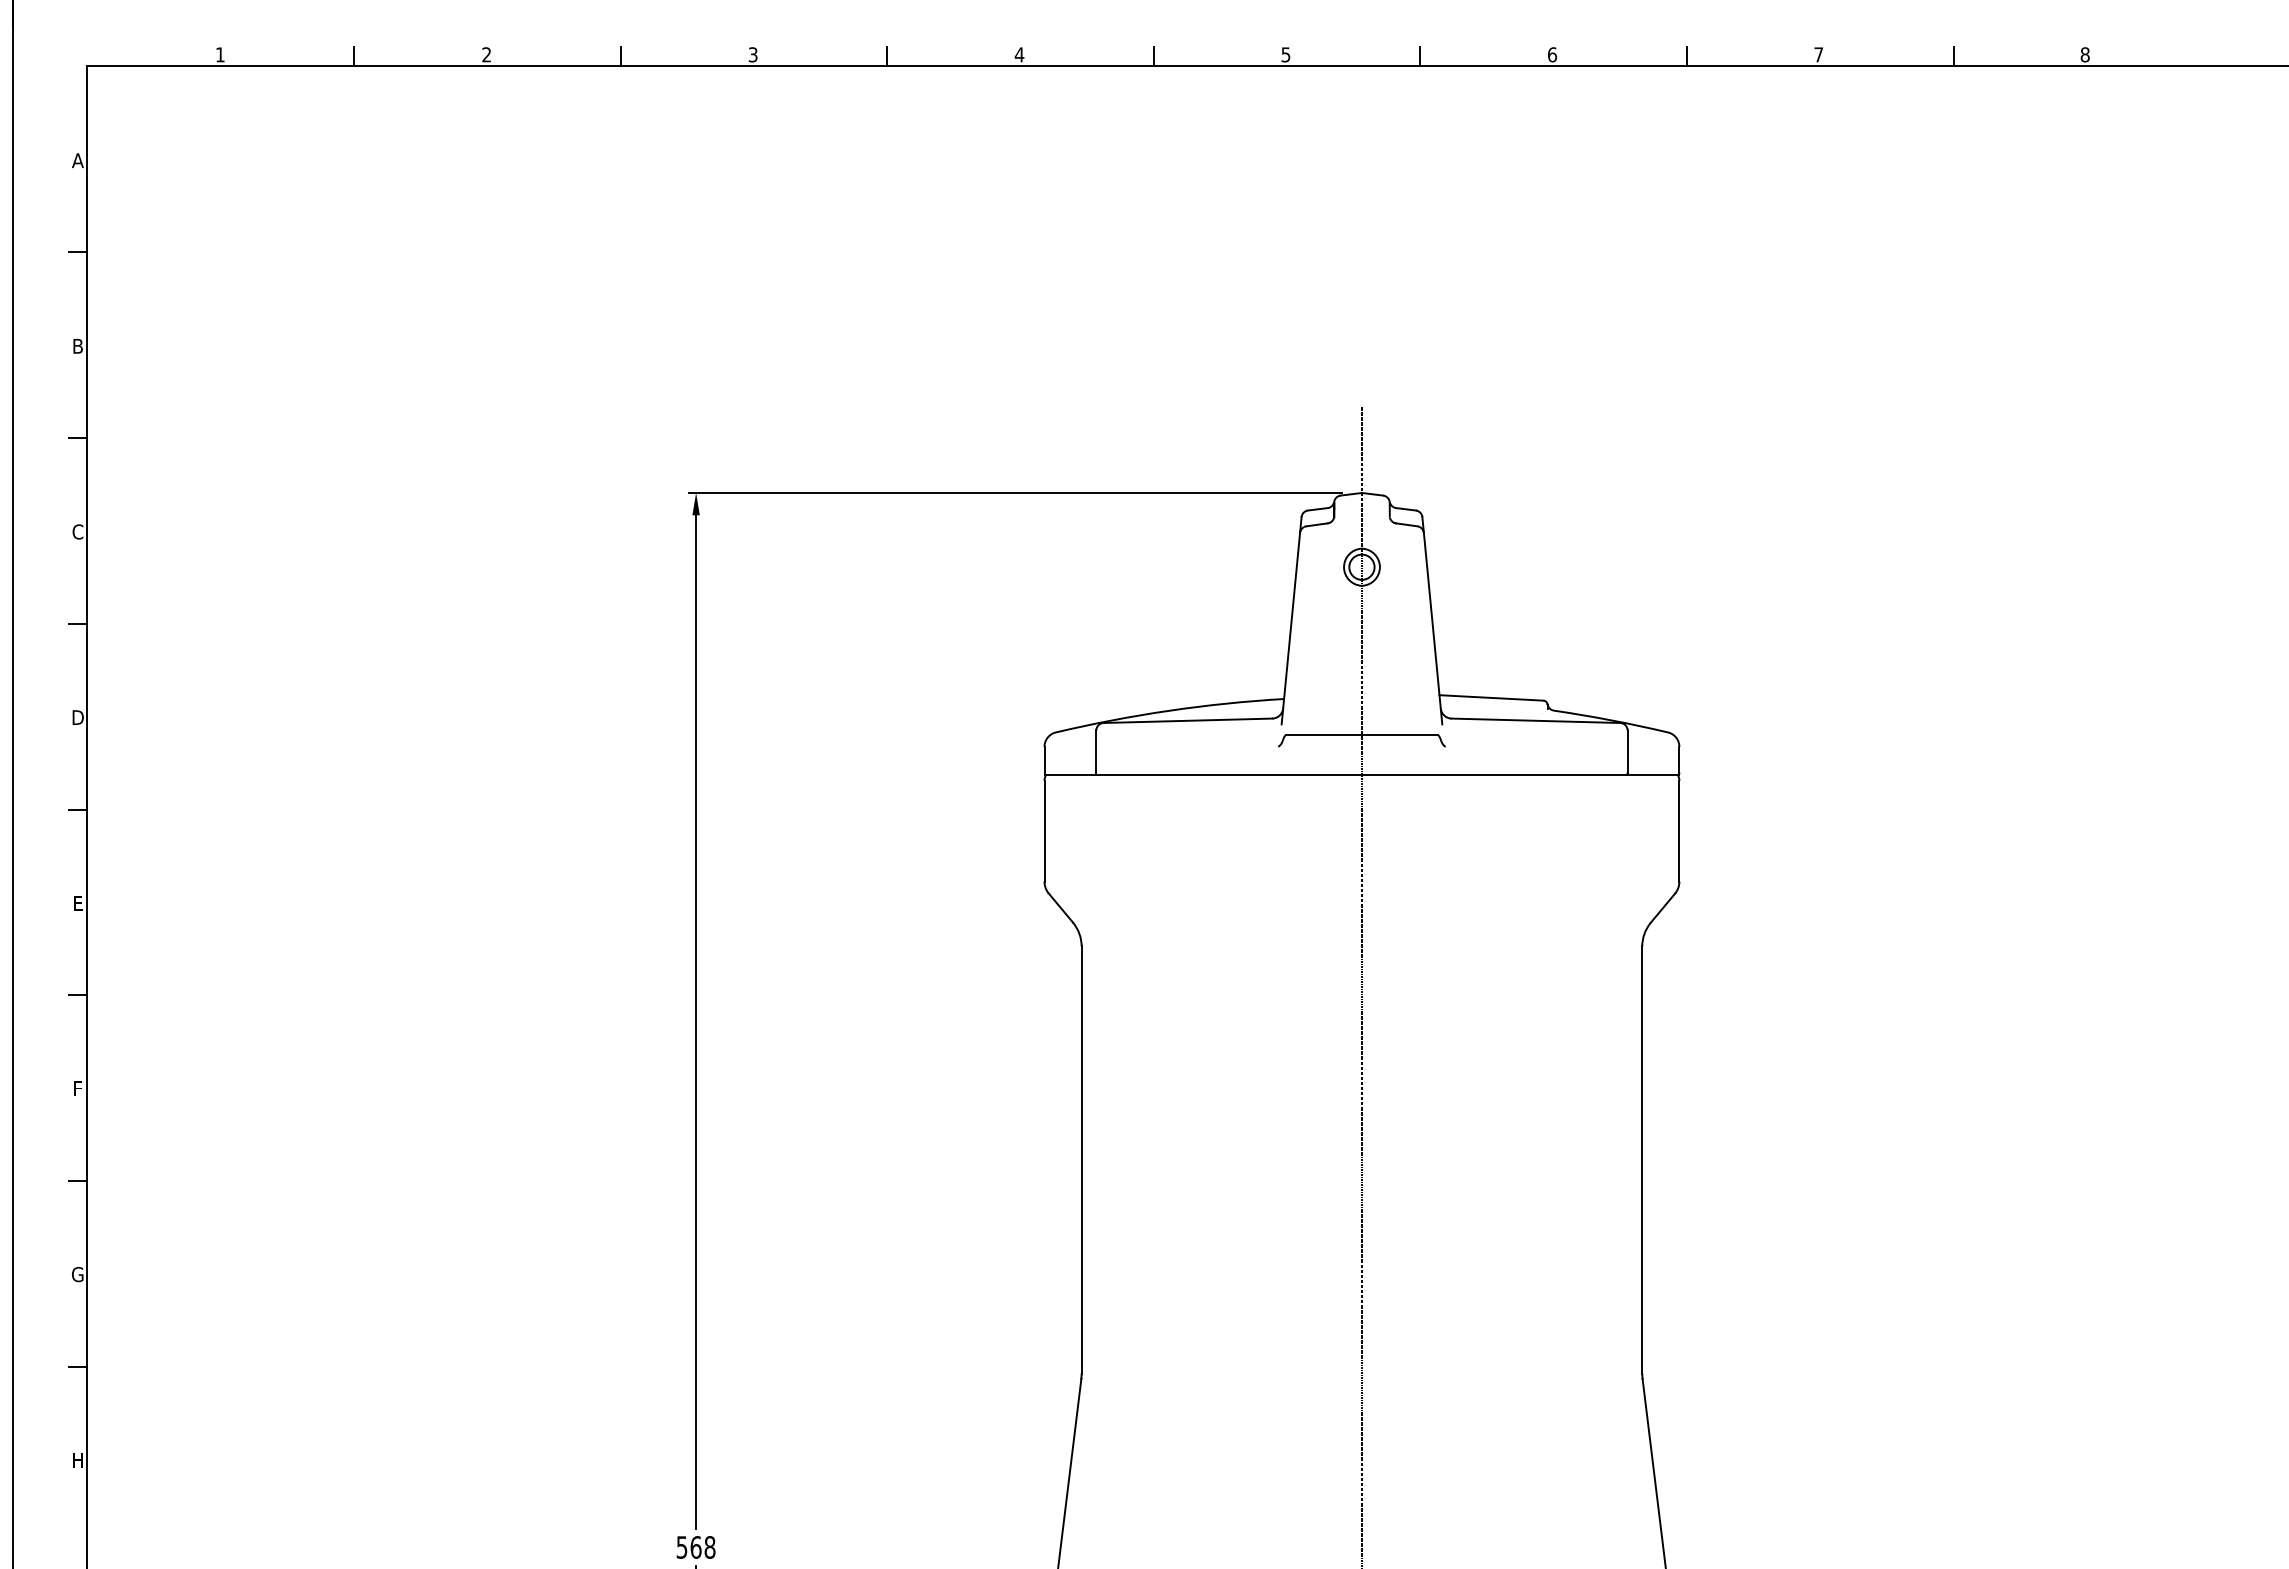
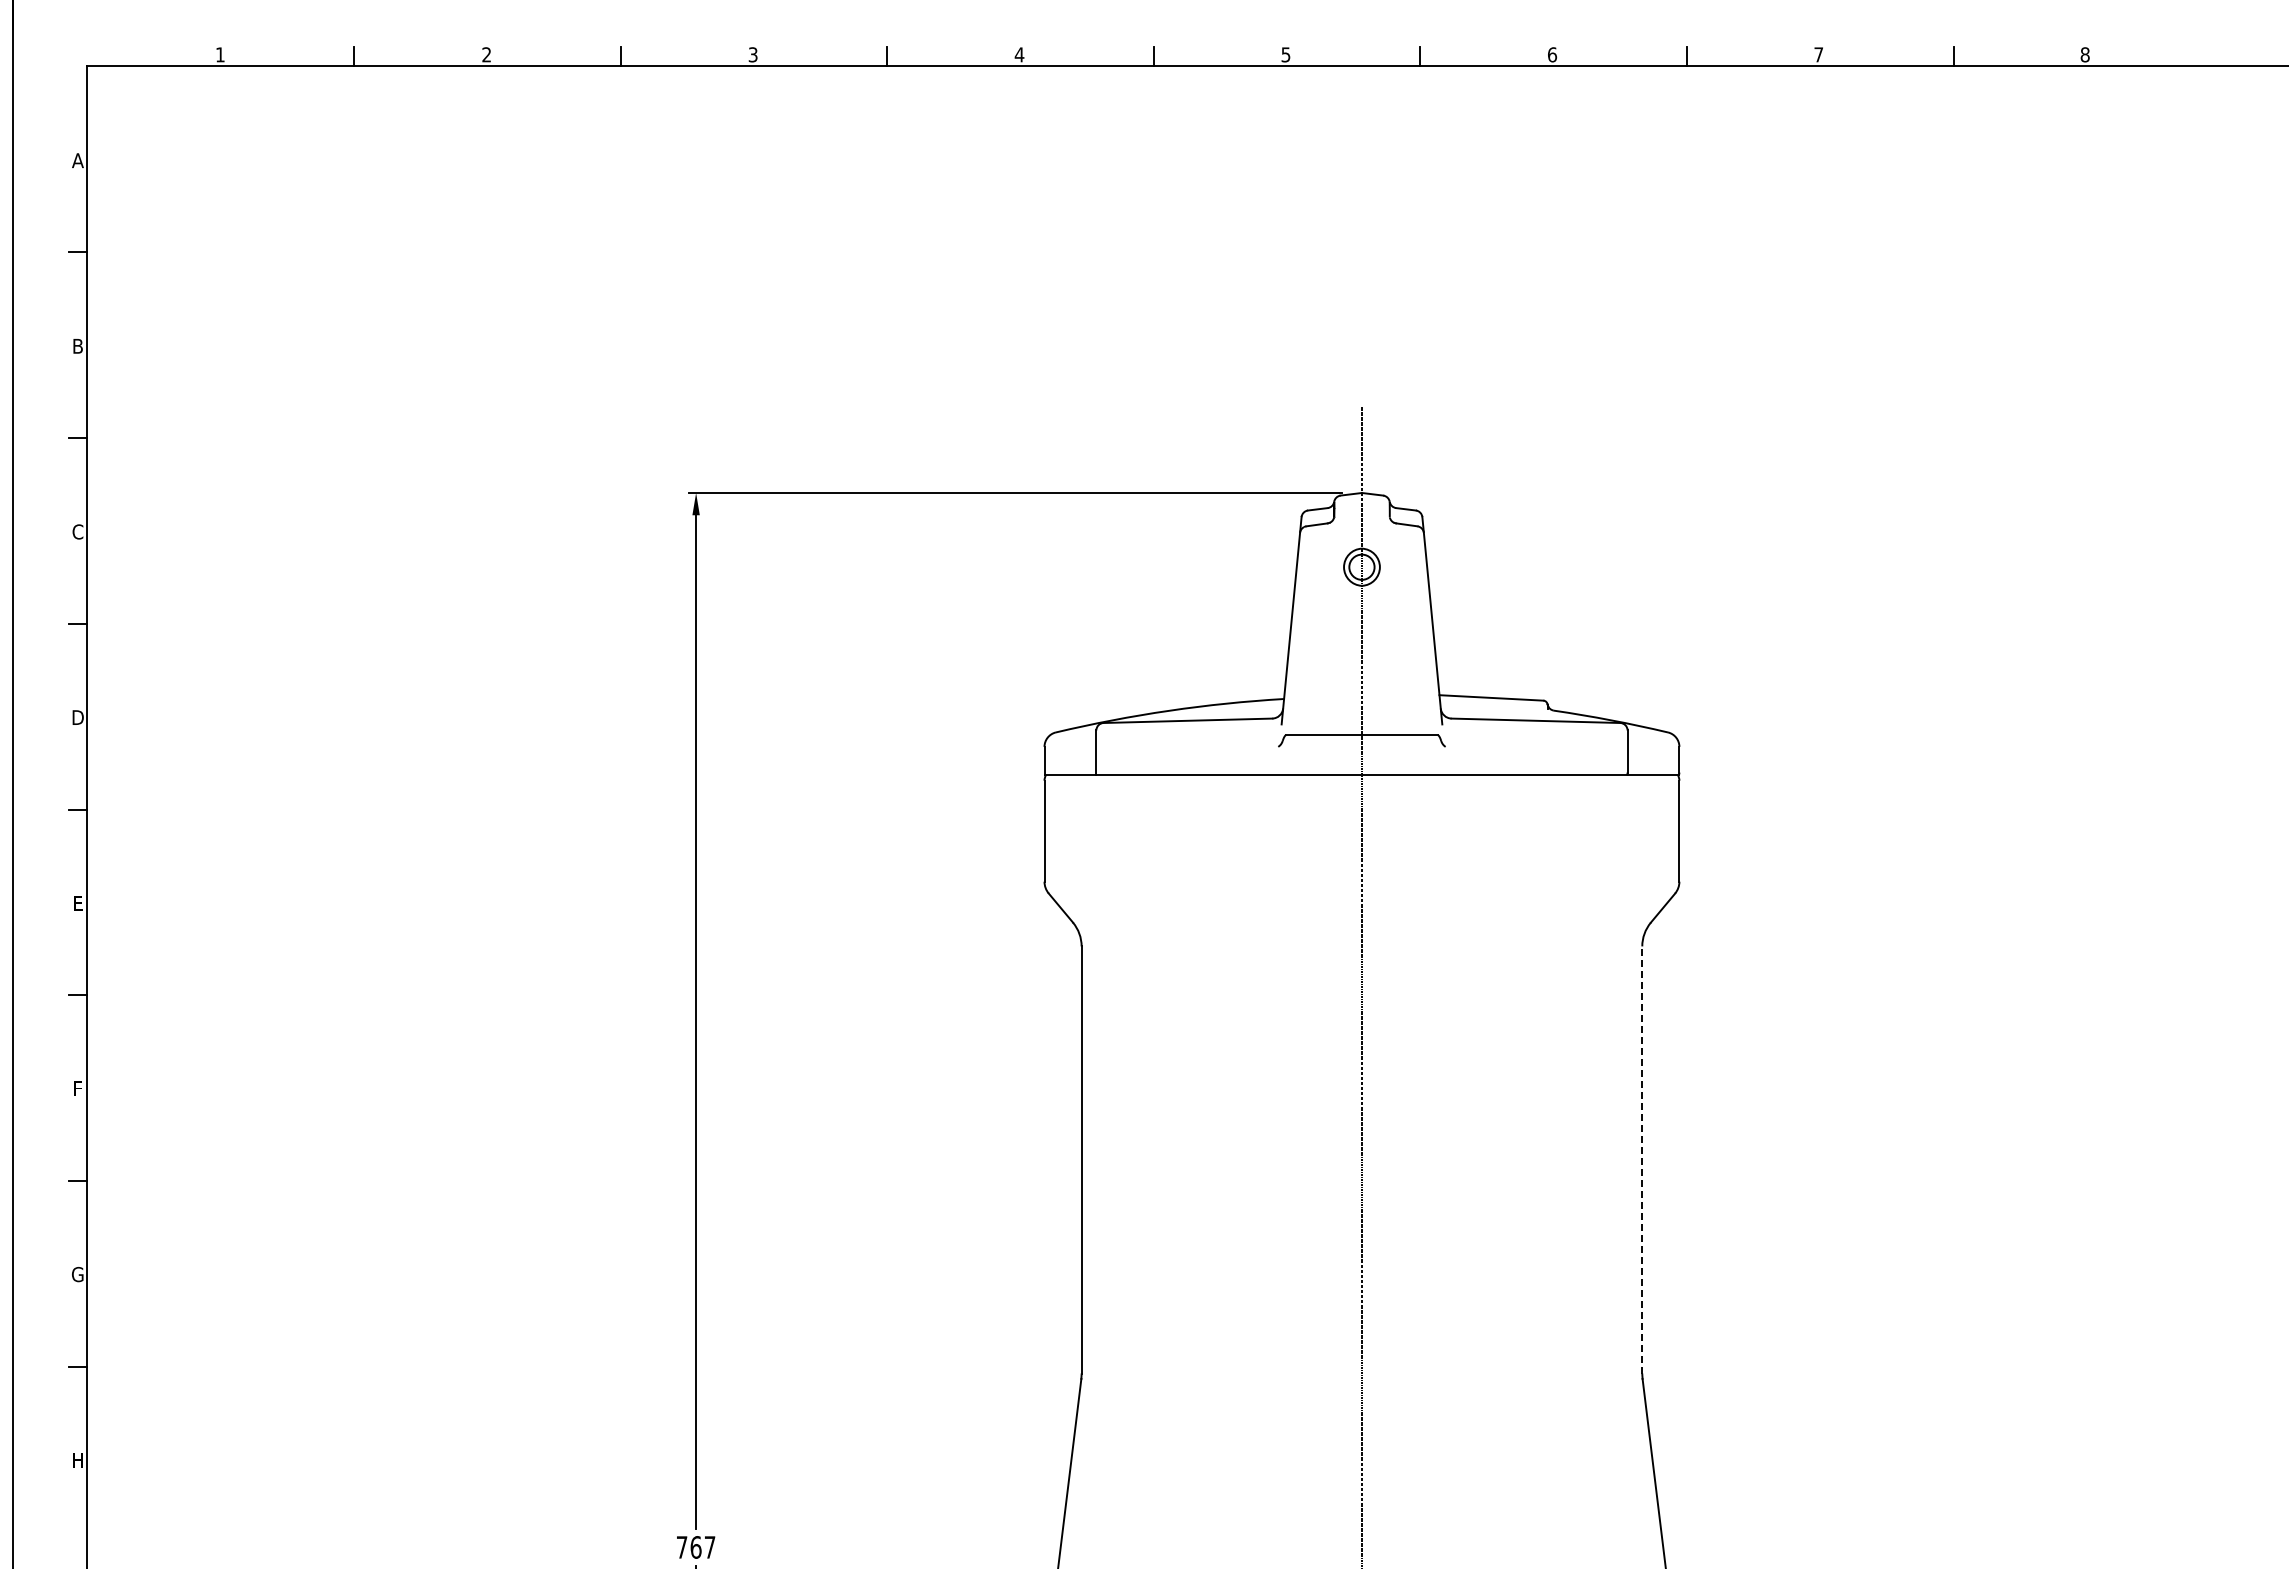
line: solid -> dashed (1642, 1160)
text: 568 -> 767 (695, 1547)
